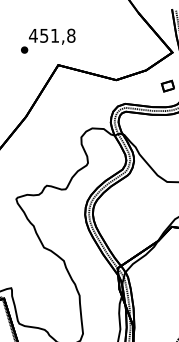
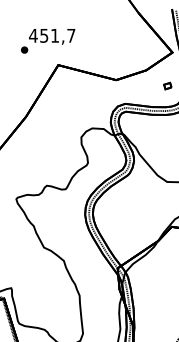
text: 451,8 -> 451,7 (71, 35)
part size: 15x14 px -> 10x10 px (167, 85)
